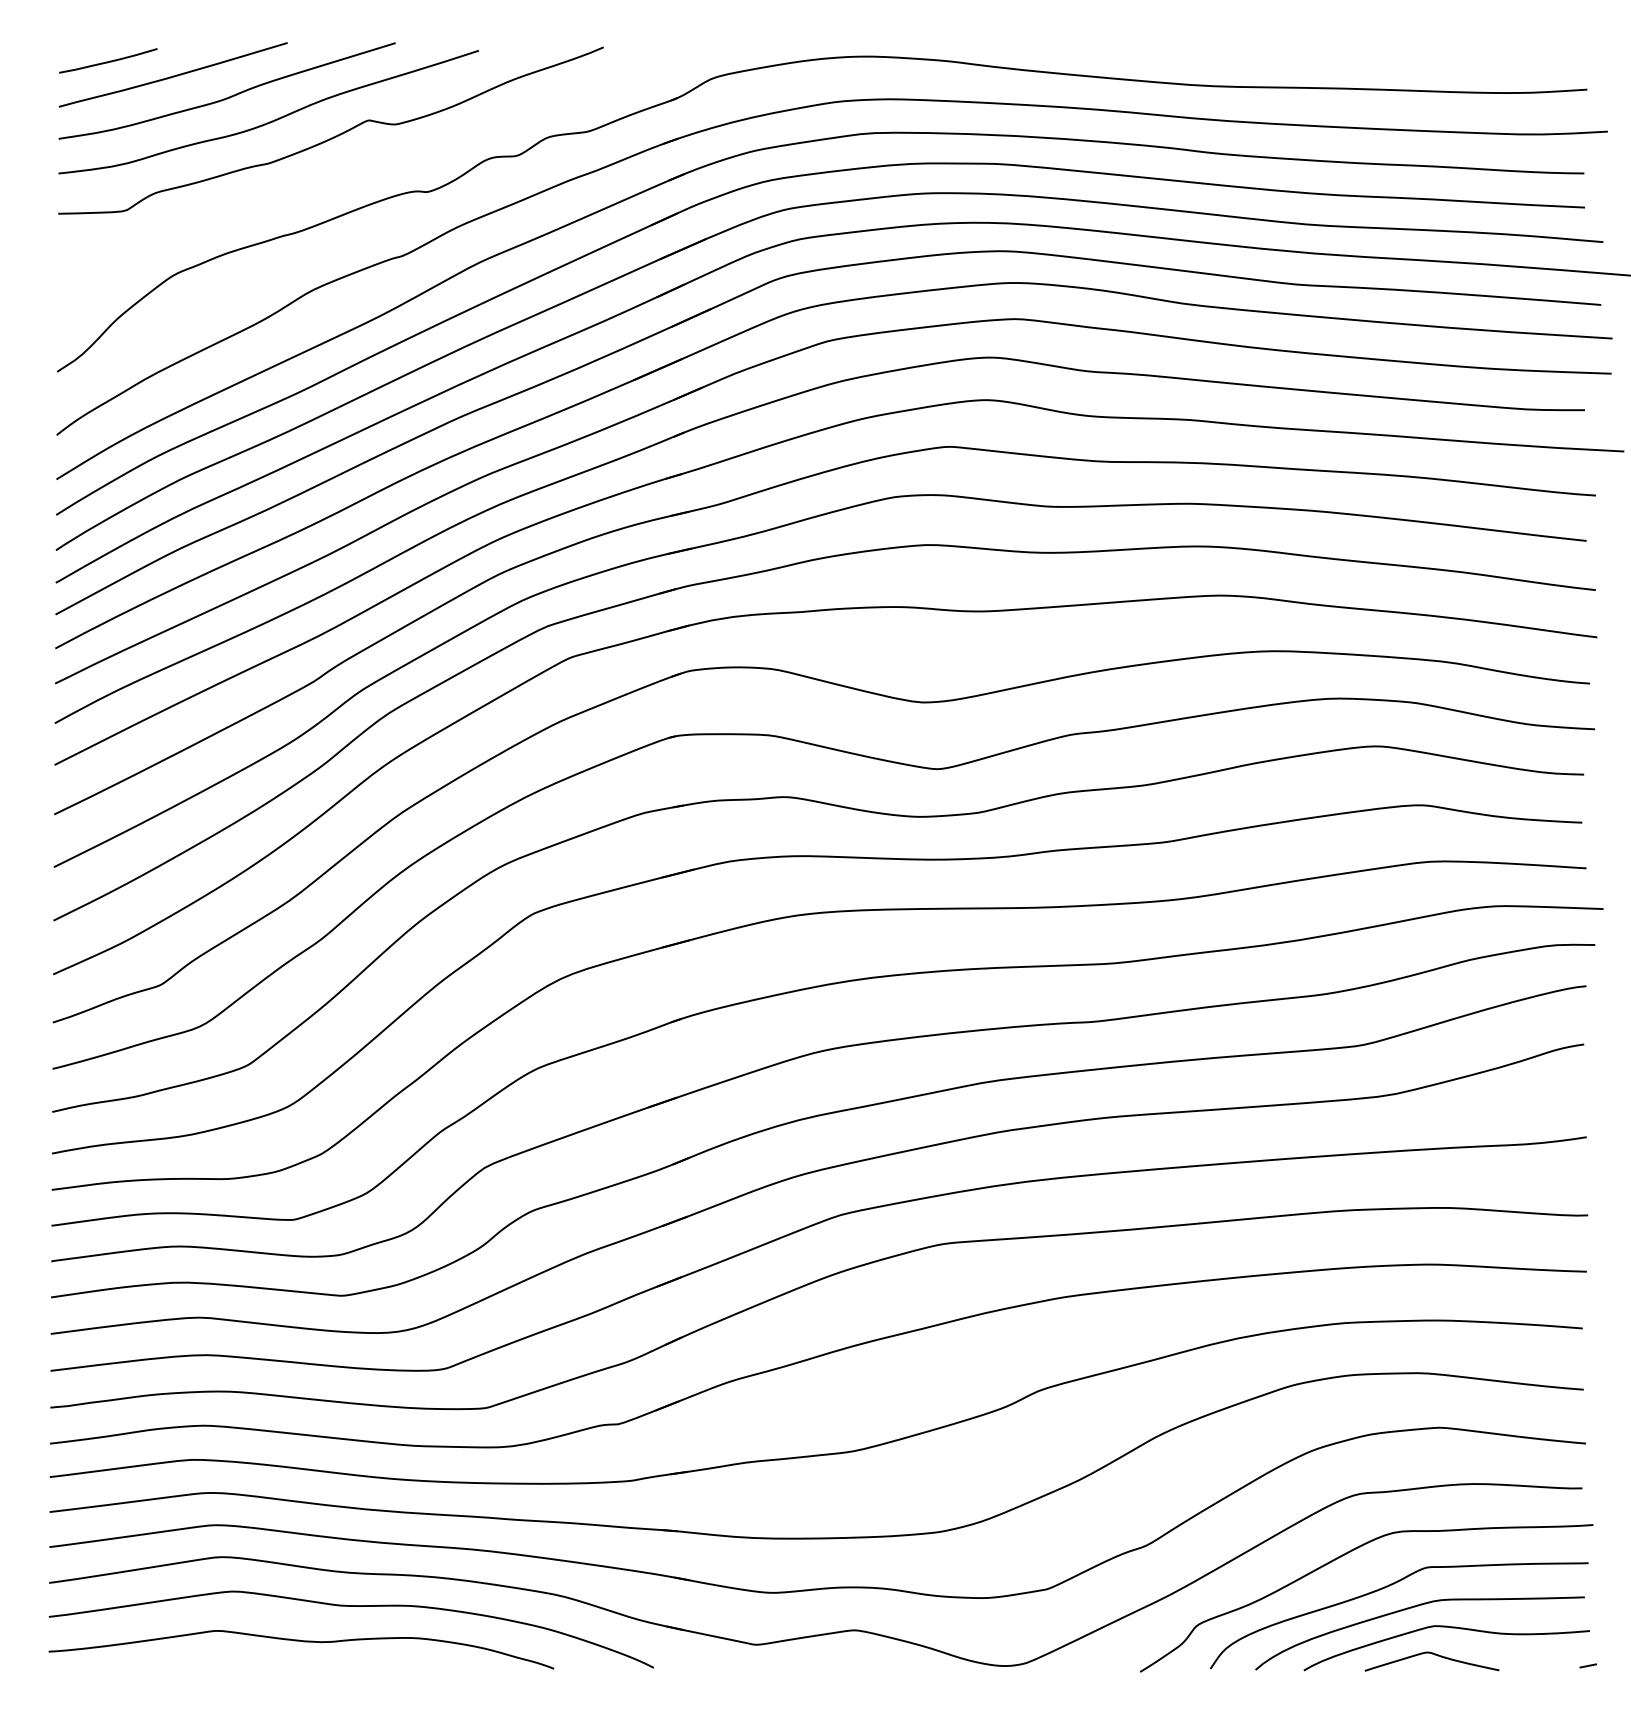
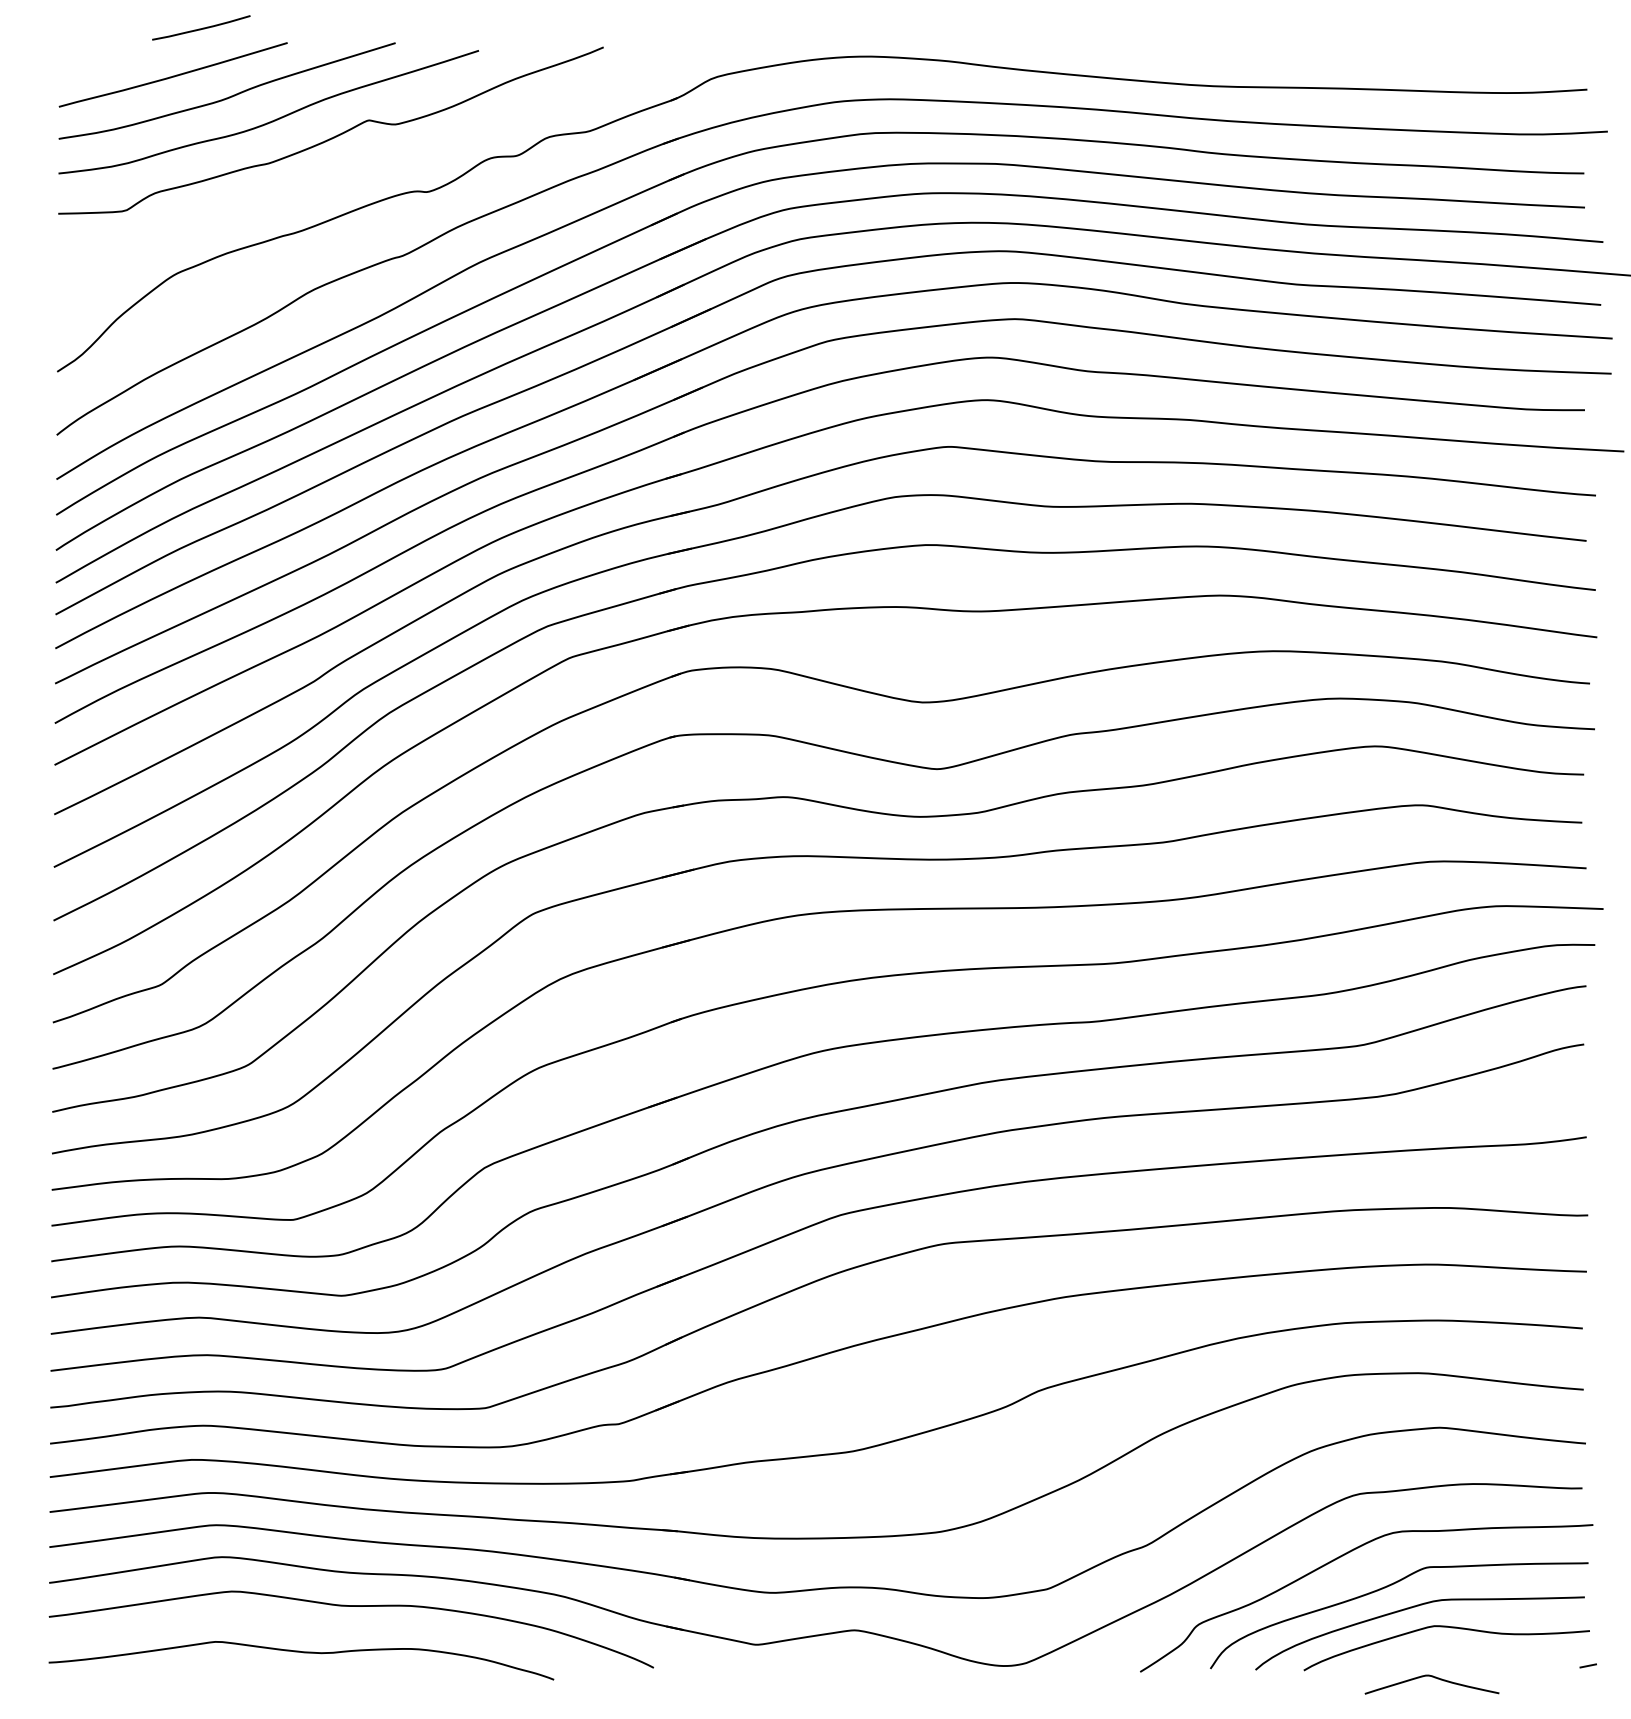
curve position: (109, 60) -> (202, 27) (202, 27)
curve position: (303, 1642) -> (303, 1653) (303, 1653)
curve position: (1434, 1655) -> (1434, 1678) (1434, 1678)
